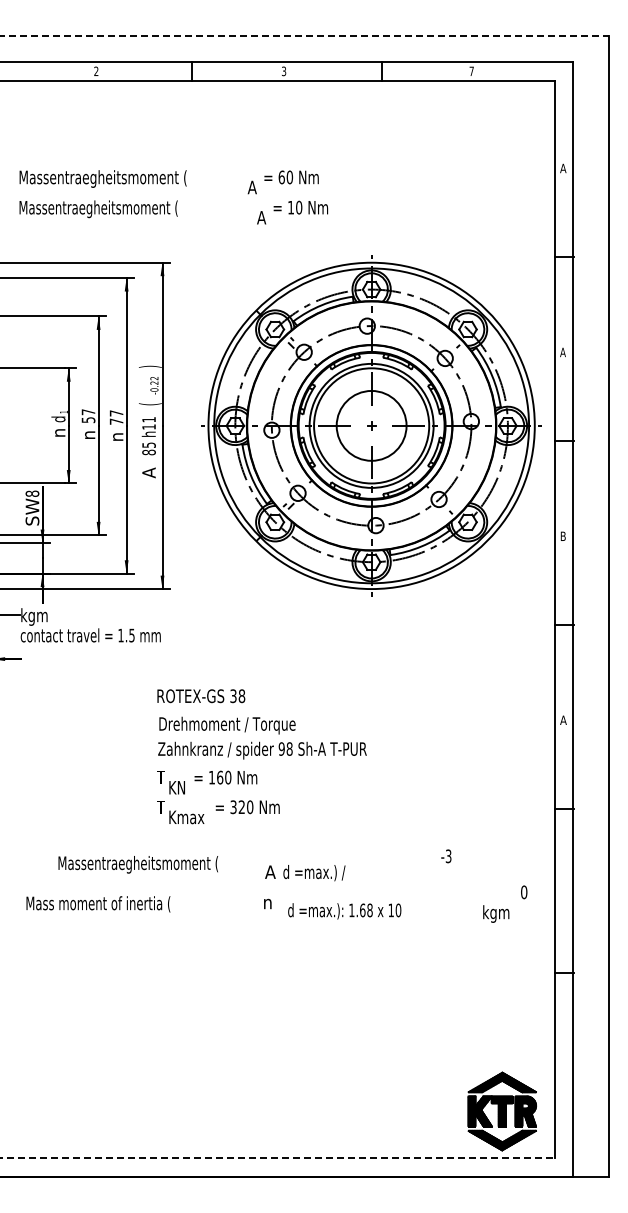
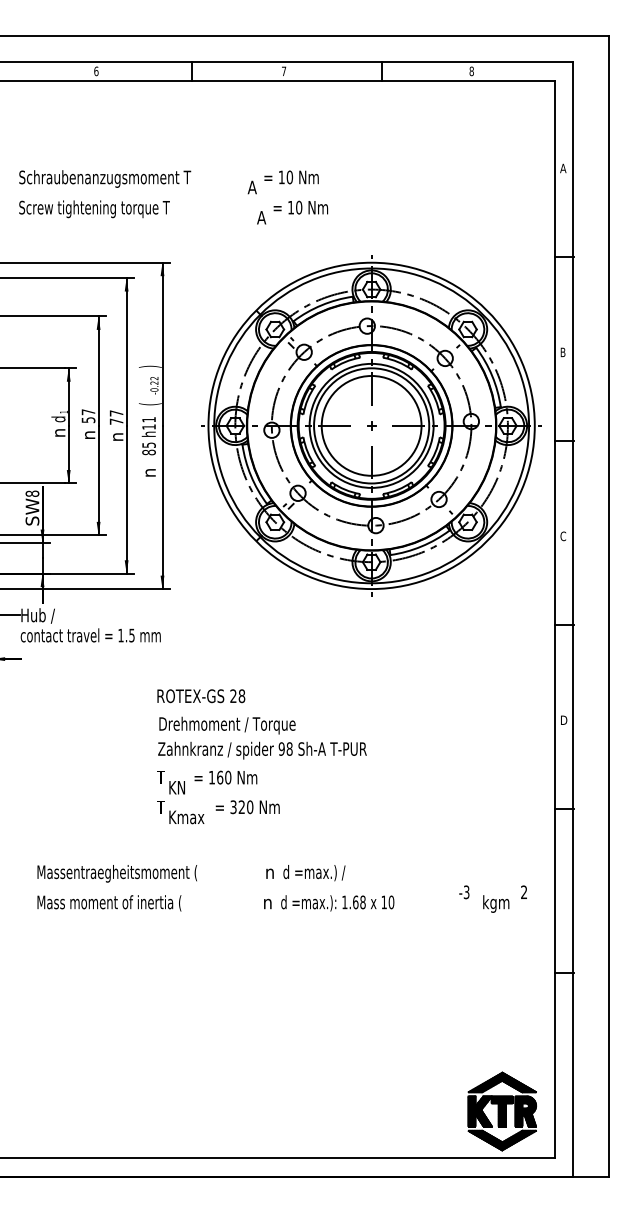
line: dashed -> solid (305, 36)
text: 2 -> 6 (96, 71)
text: 3 -> 7 (284, 71)
text: 7 -> 8 (471, 71)
text: 60 -> 10 (281, 177)
text: Massentraegheitsmoment ( -> Schraubenanzugsmoment T (105, 178)
text: Massentraegheitsmoment ( -> Screw tightening torque T (98, 209)
text: A -> B (562, 352)
circle diameter: 70 px -> 100 px (371, 425)
text: A -> n (148, 472)
text: B -> C (563, 536)
text: kgm -> Hub / (37, 616)
text: 38 -> 28 (233, 696)
text: A -> D (563, 719)
text position: (446, 856) -> (464, 892) (464, 892)
text position: (137, 864) -> (116, 873) (116, 873)
text: A -> n (270, 871)
text: 0 -> 2 (524, 892)
text position: (98, 904) -> (109, 903) (109, 903)
text position: (344, 911) -> (337, 903) (337, 903)
text position: (496, 913) -> (496, 903) (496, 903)
line: dashed -> solid (277, 1157)
